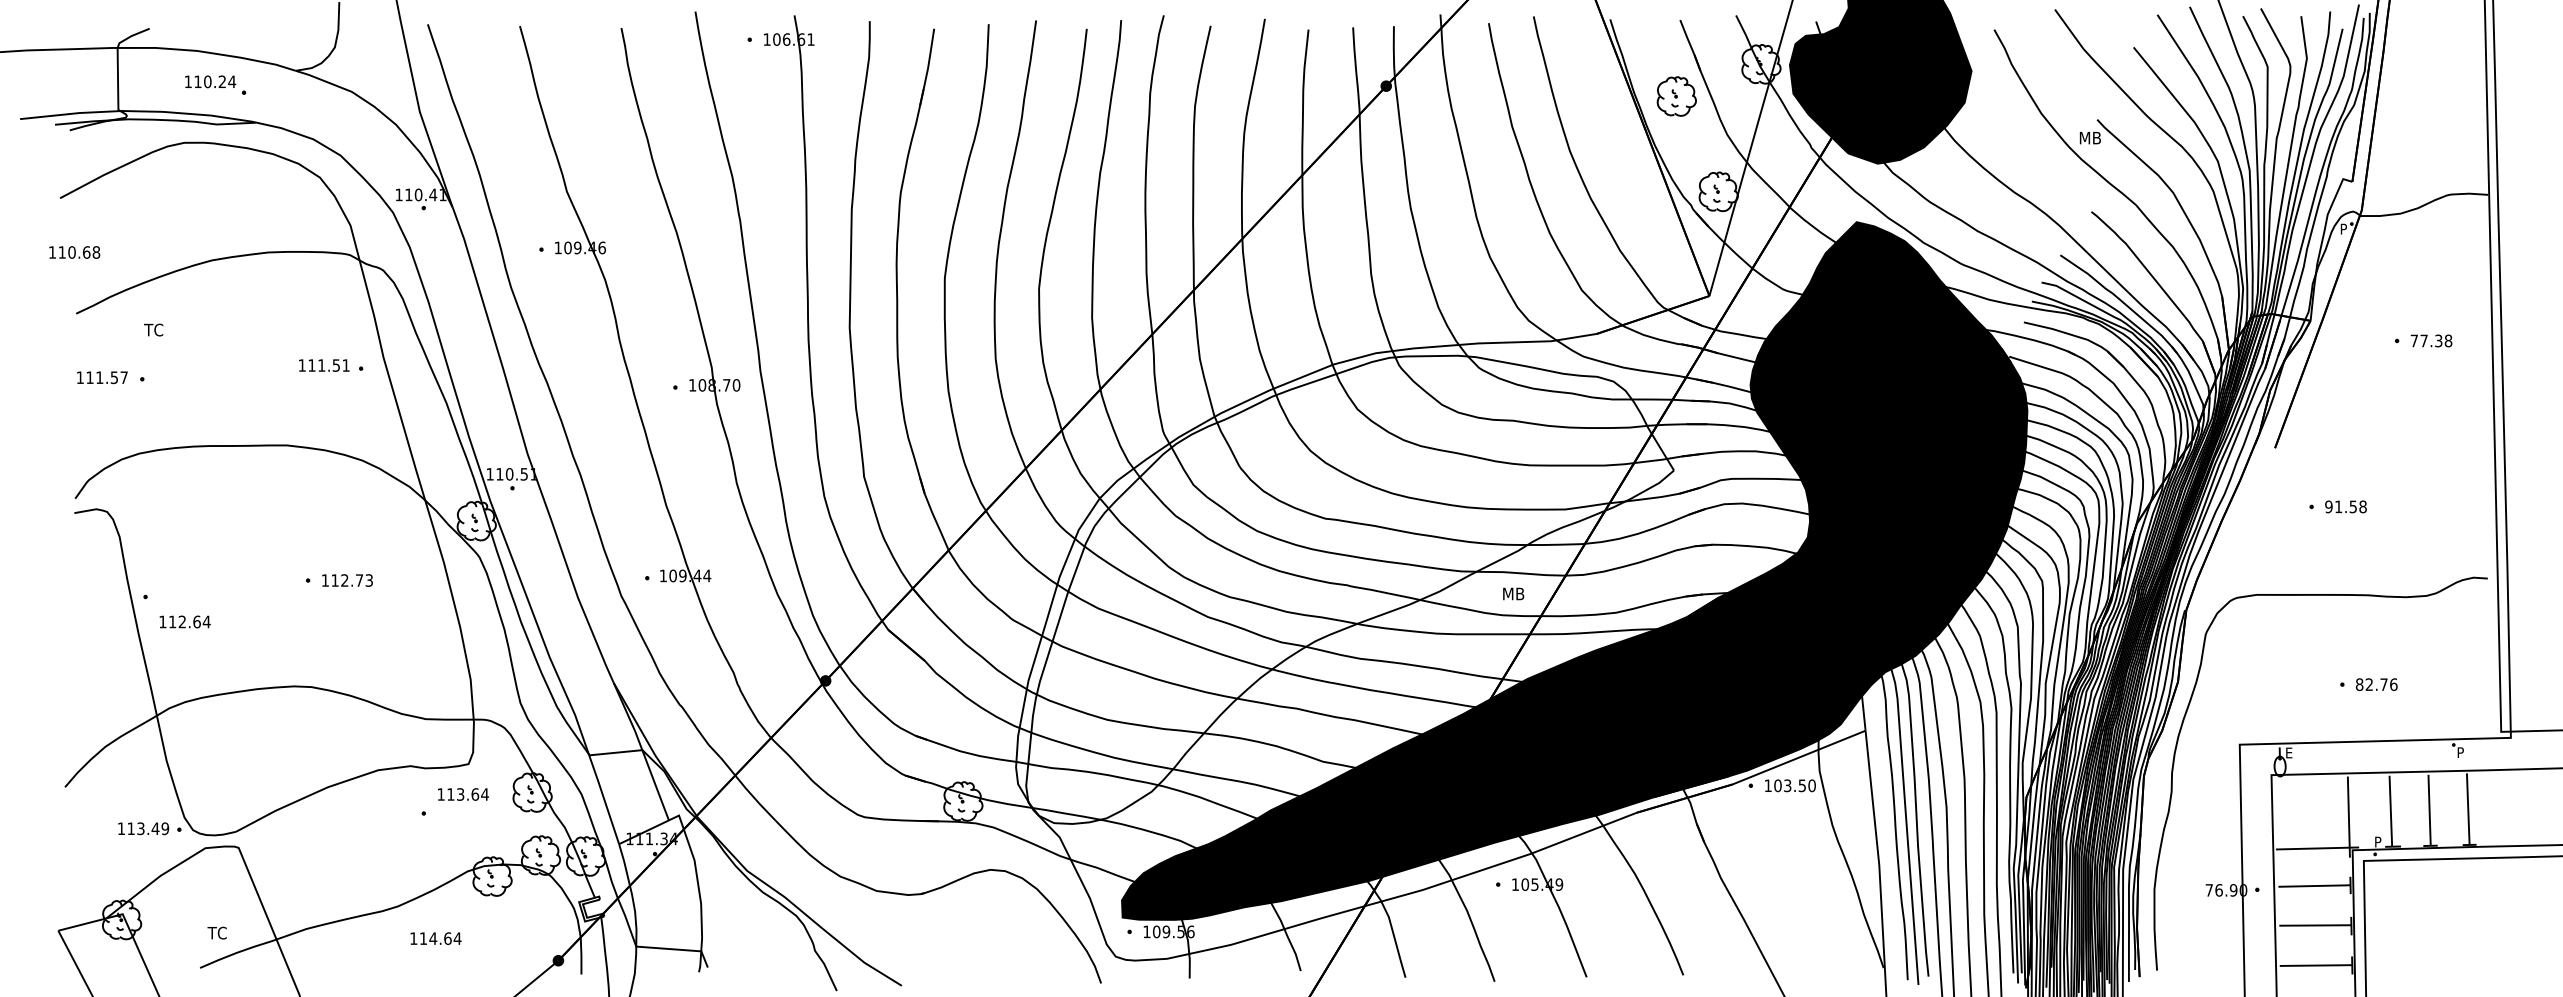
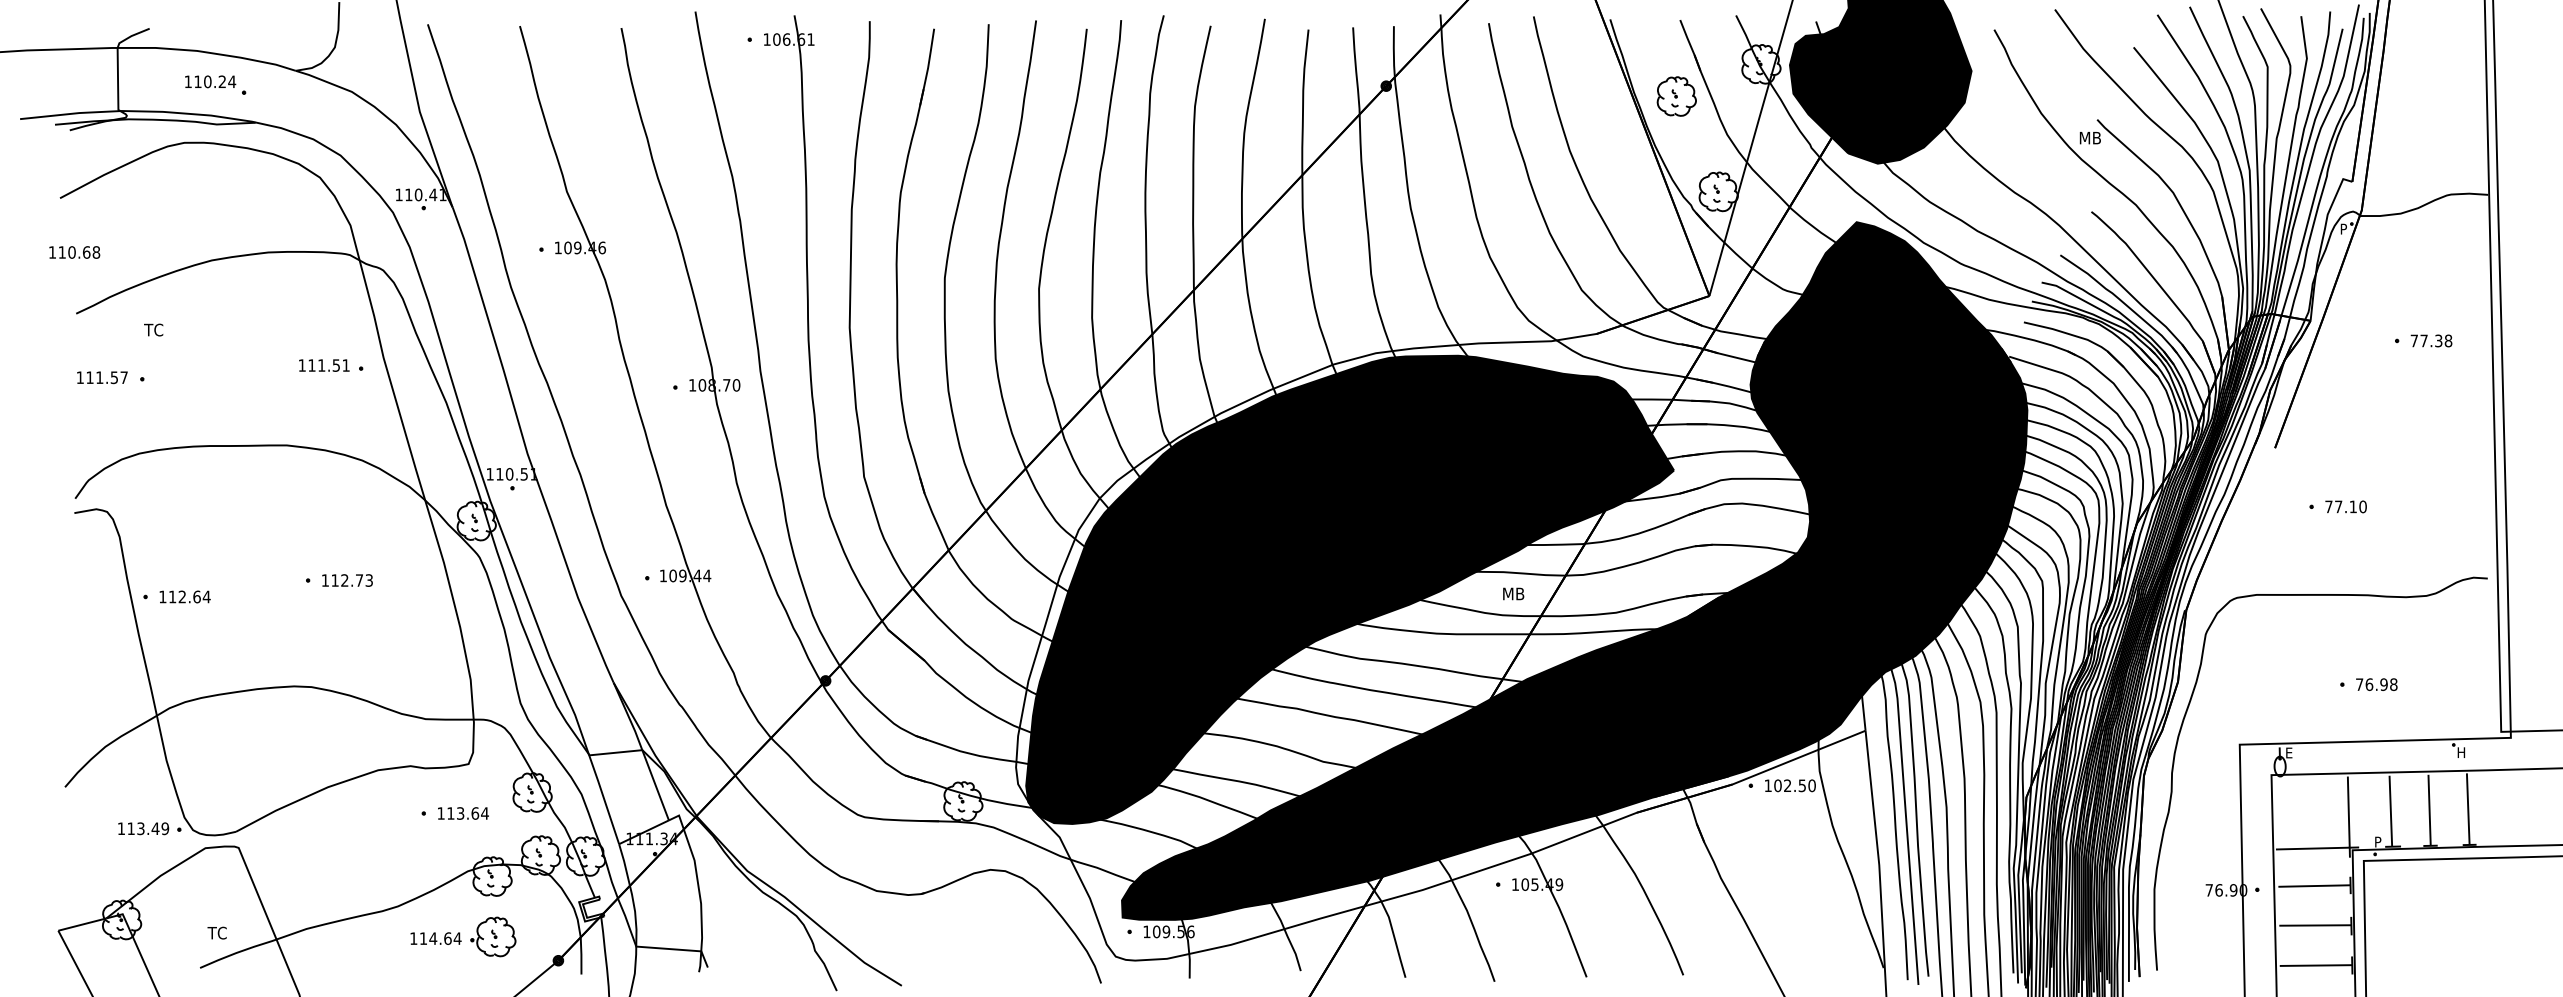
text: 91.58 -> 77.10 (2345, 506)
fill: none -> present (1350, 589)
text position: (184, 621) -> (184, 596) (184, 596)
text: 82.76 -> 76.98 (2376, 684)
text: P -> H (2462, 752)
text: 103.50 -> 102.50 (1787, 786)
text position: (463, 794) -> (463, 813) (463, 813)
part: none -> present (493, 936)
